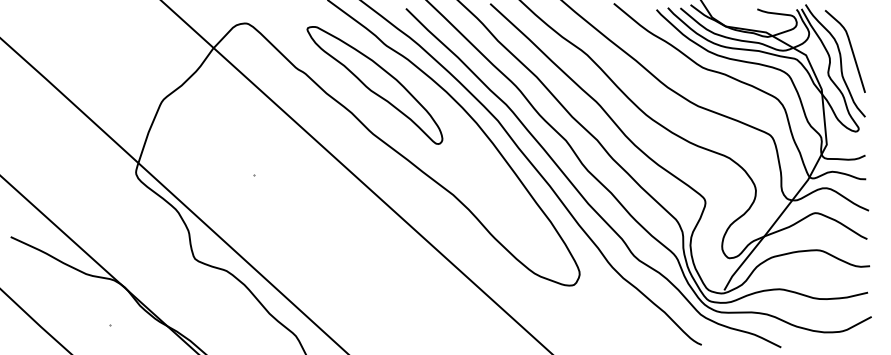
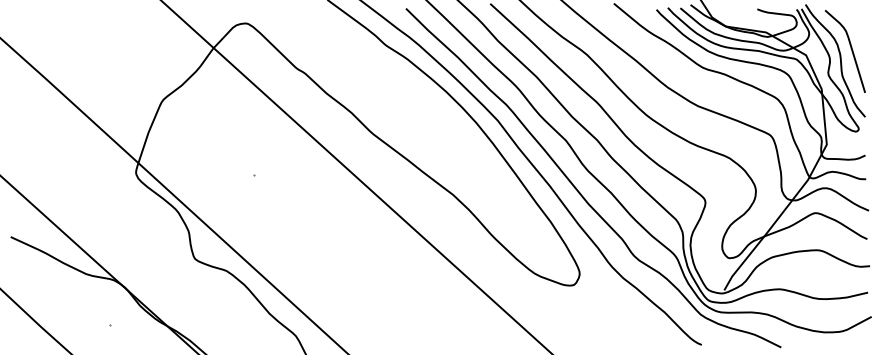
part: present -> none (374, 85)
